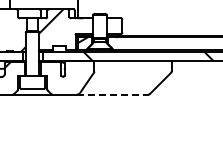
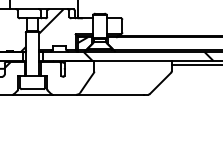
line: none -> present (195, 65)
line: dashed -> solid (110, 94)
